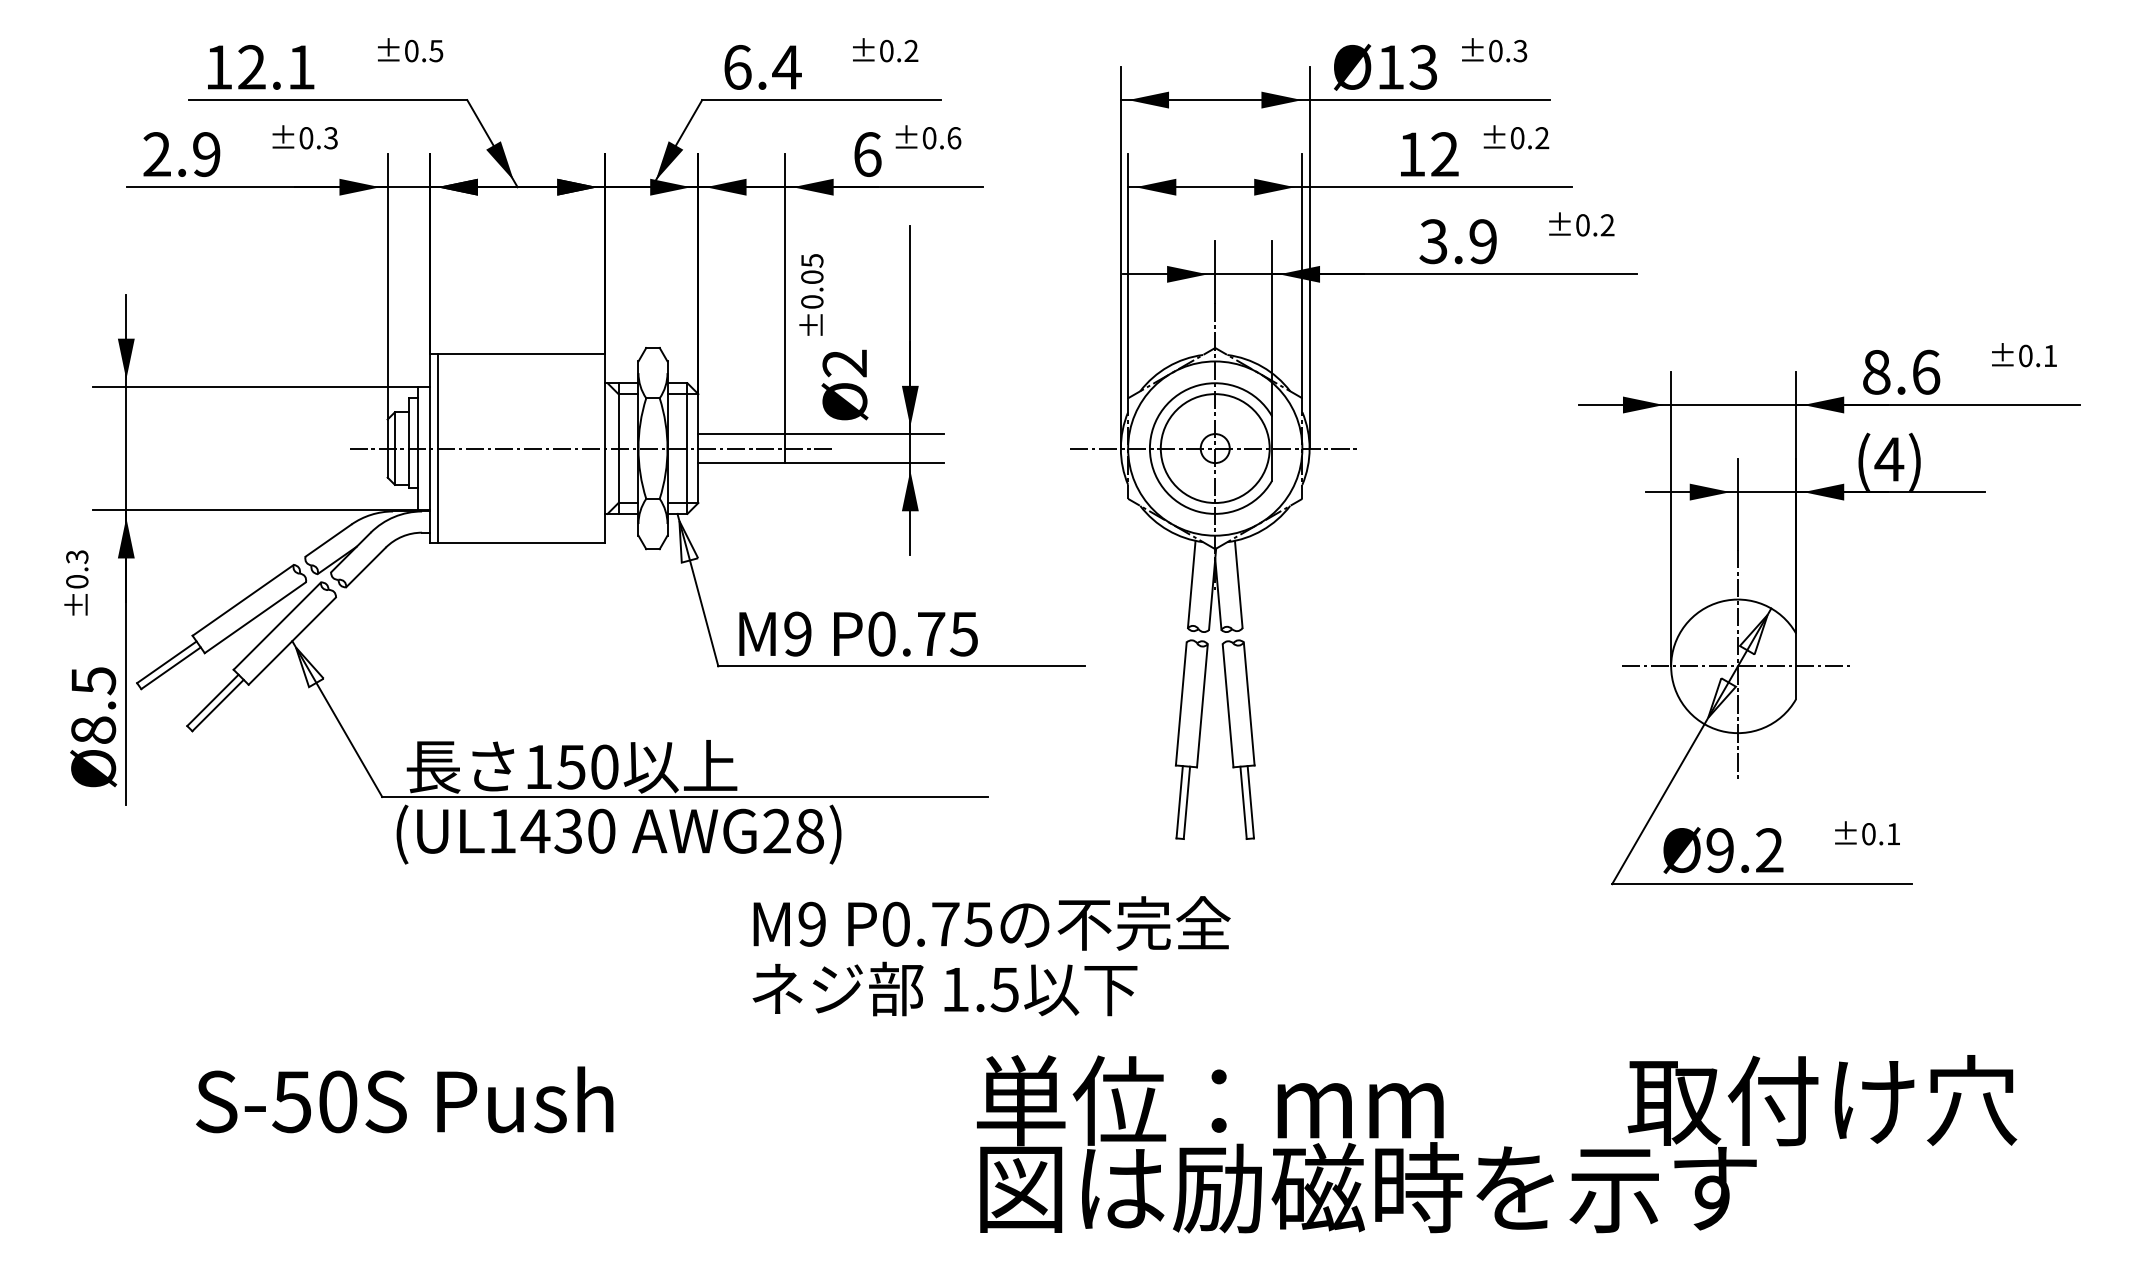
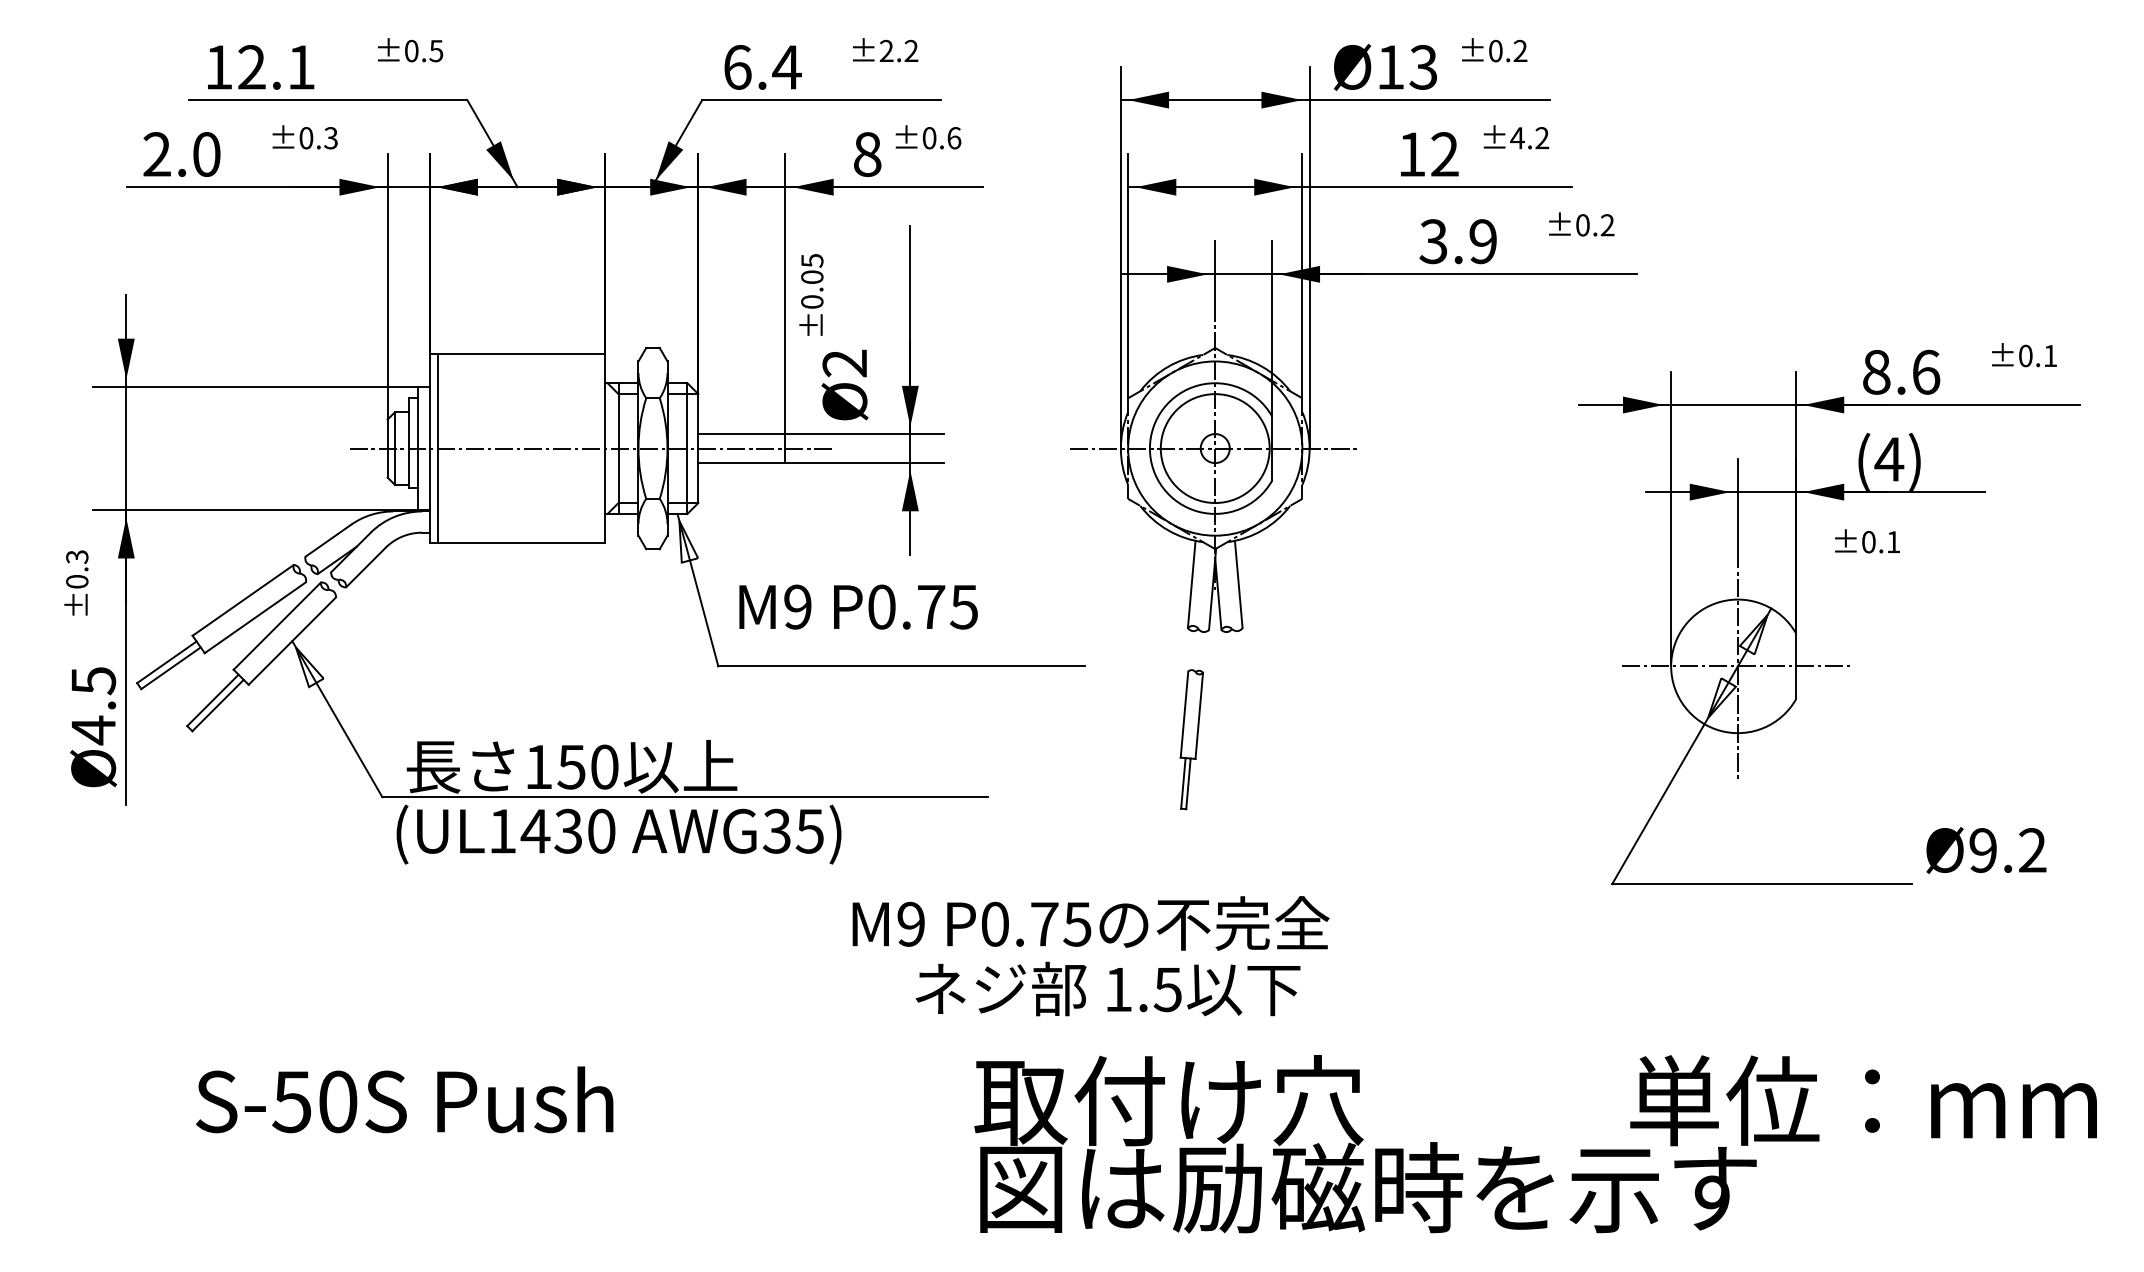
text: ±0.2 -> ±2.2 (886, 51)
text: ±0.3 -> ±0.2 (1520, 51)
text: ±0.2 -> ±4.2 (1517, 138)
text: 2.9 -> 2.0 (206, 154)
text: 6 -> 8 (867, 154)
text position: (858, 633) -> (858, 606) (858, 606)
text: Ø8.5 -> Ø4.5 (93, 730)
part size: 34x201 px -> 25x142 px (1191, 739)
part: present -> none (1238, 739)
text: AWG28) -> AWG35) (793, 831)
text position: (1867, 833) -> (1867, 541) (1867, 541)
text position: (1723, 850) -> (1986, 850) (1986, 850)
text position: (991, 923) -> (1090, 923) (1090, 923)
text position: (944, 988) -> (1107, 988) (1107, 988)
text: 単位：mm -> 取付け穴 (1208, 1100)
text: 取付け穴 -> 単位：mm (1861, 1100)
